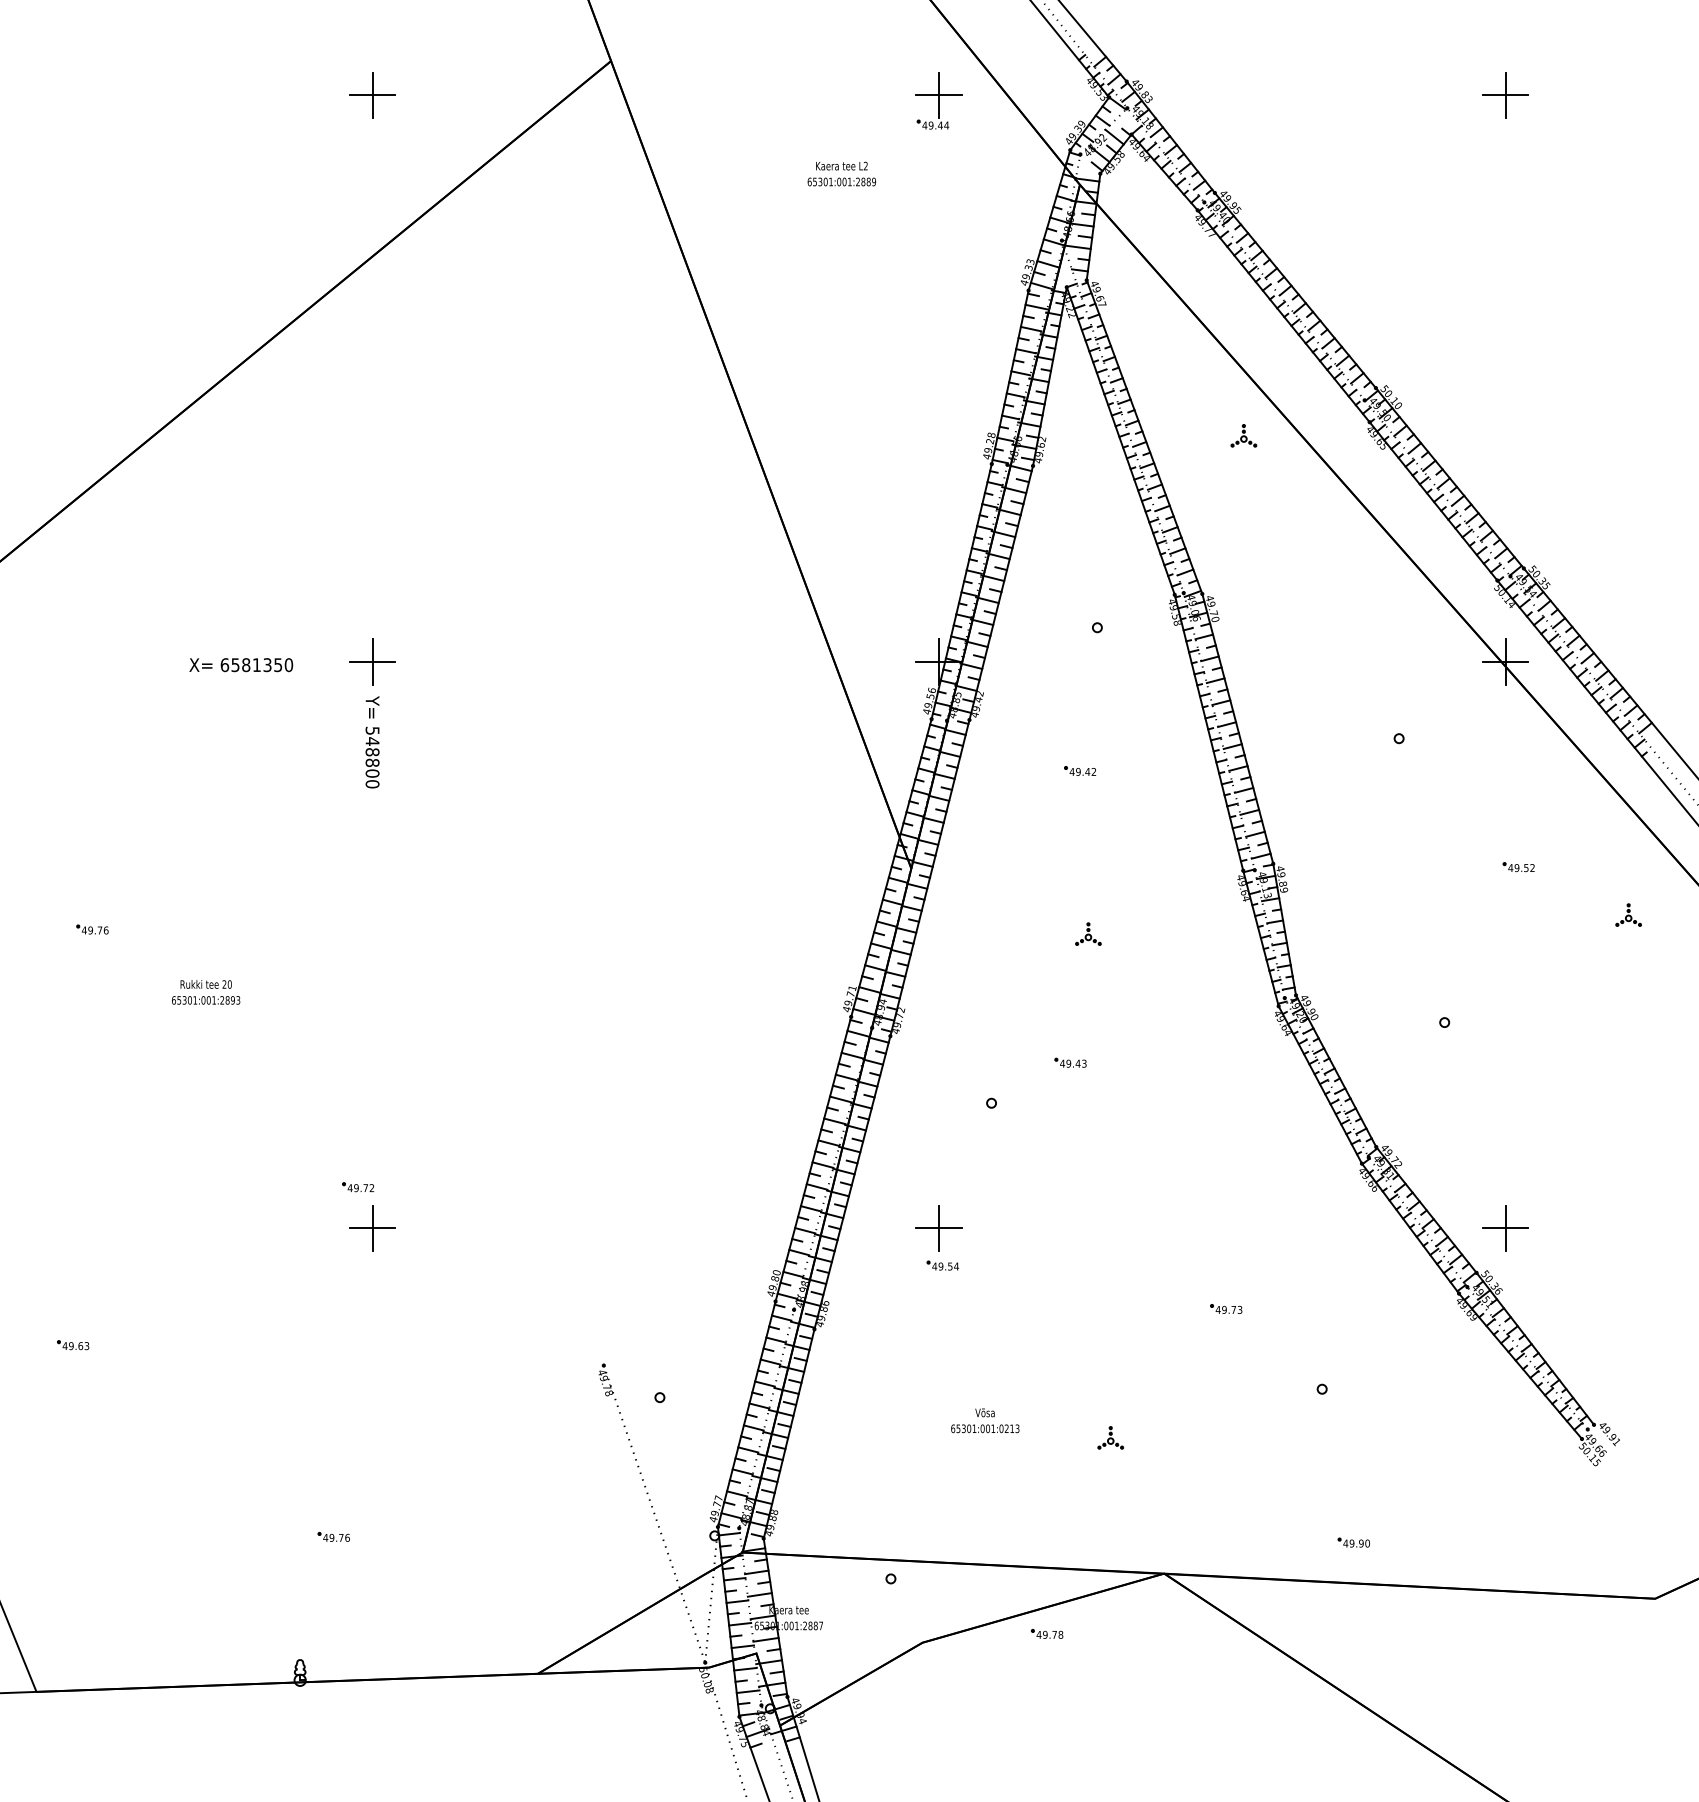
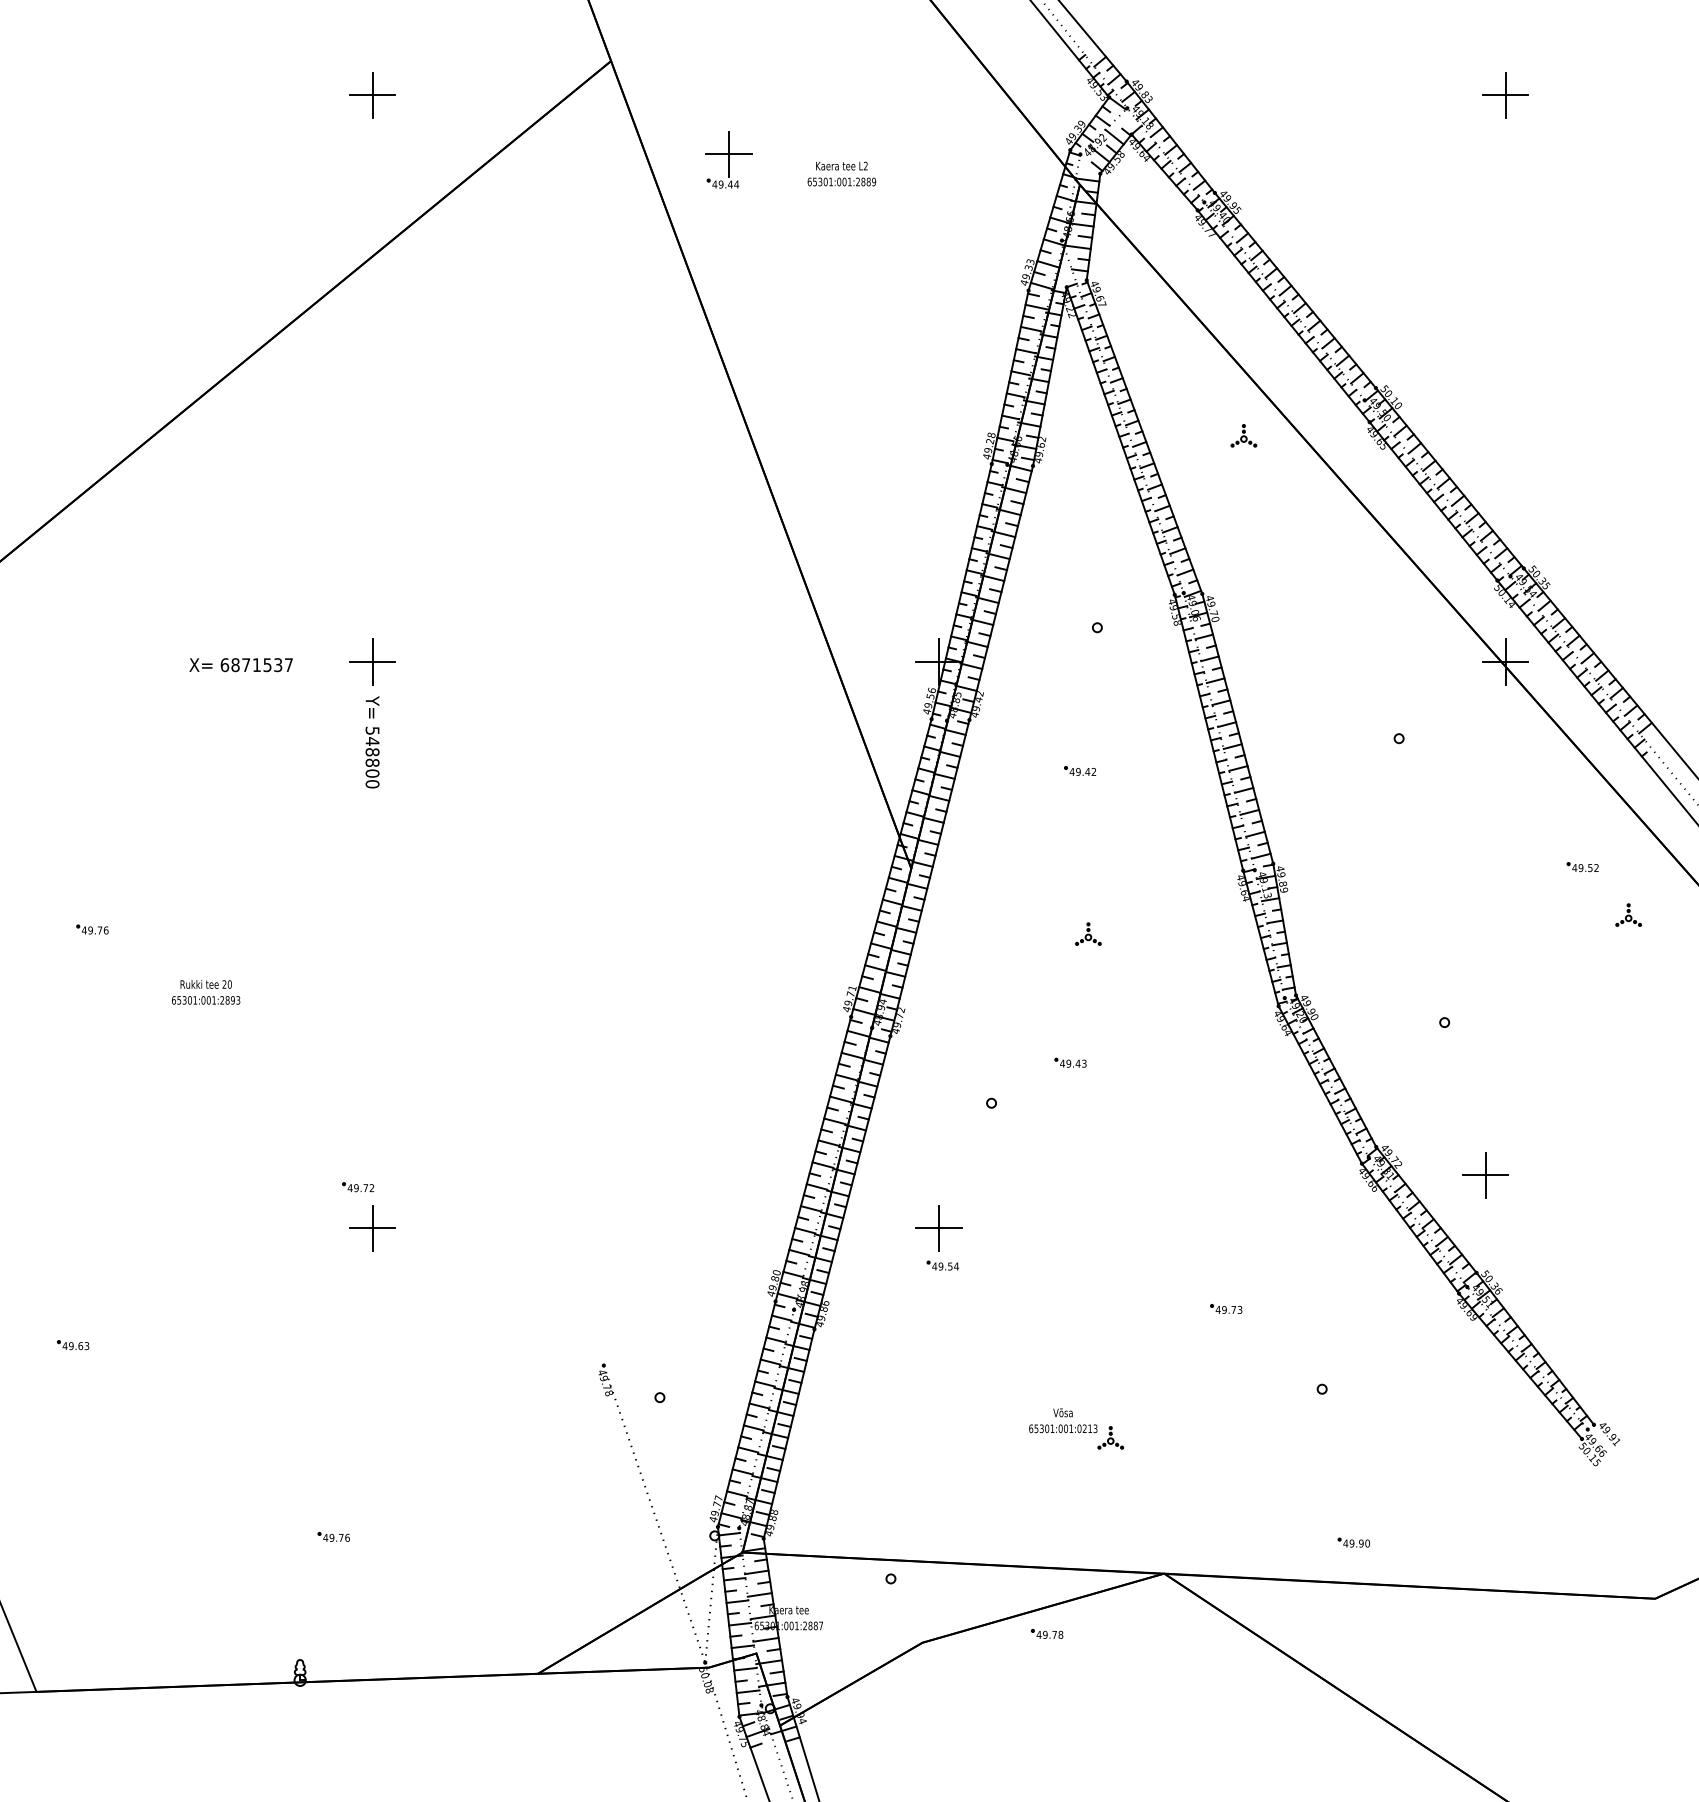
part position: (938, 100) -> (728, 159) (728, 159)
text: 6581350 -> 6871537 (262, 665)
part position: (1518, 867) -> (1582, 867) (1582, 867)
part position: (1505, 1228) -> (1485, 1175) (1485, 1175)
text position: (985, 1420) -> (1063, 1420) (1063, 1420)
